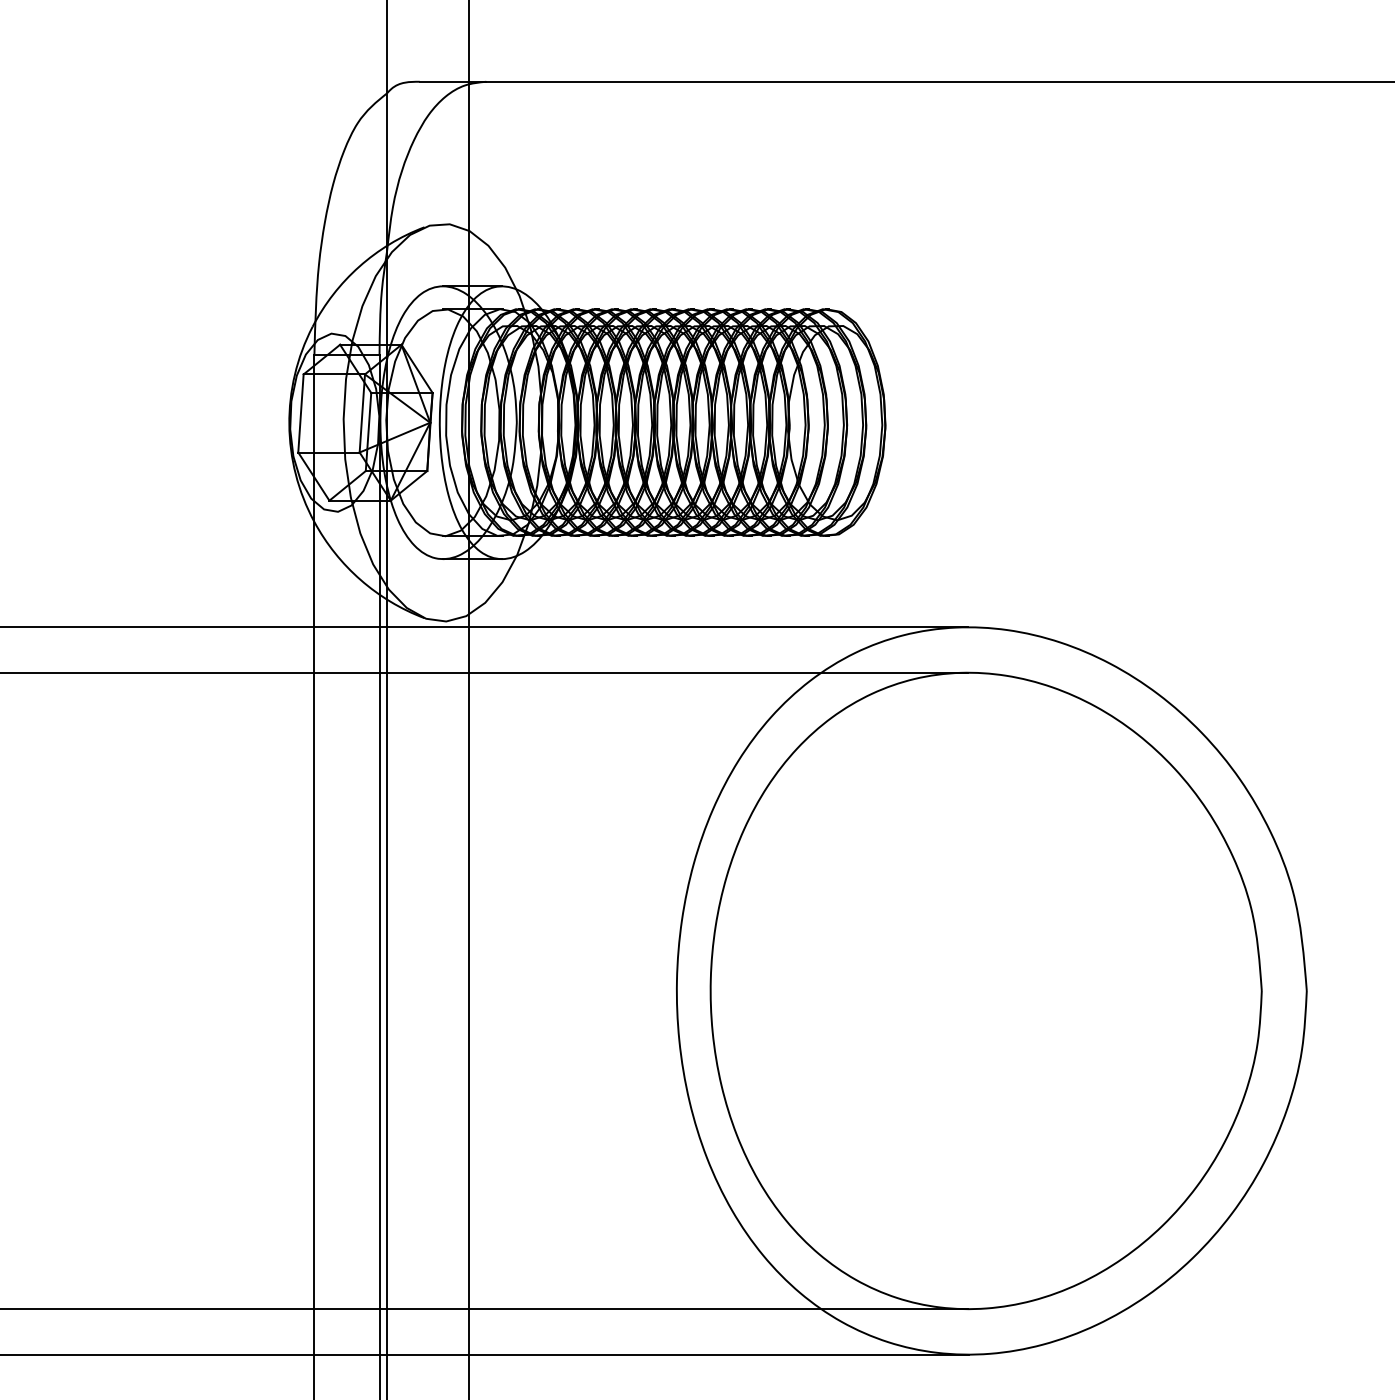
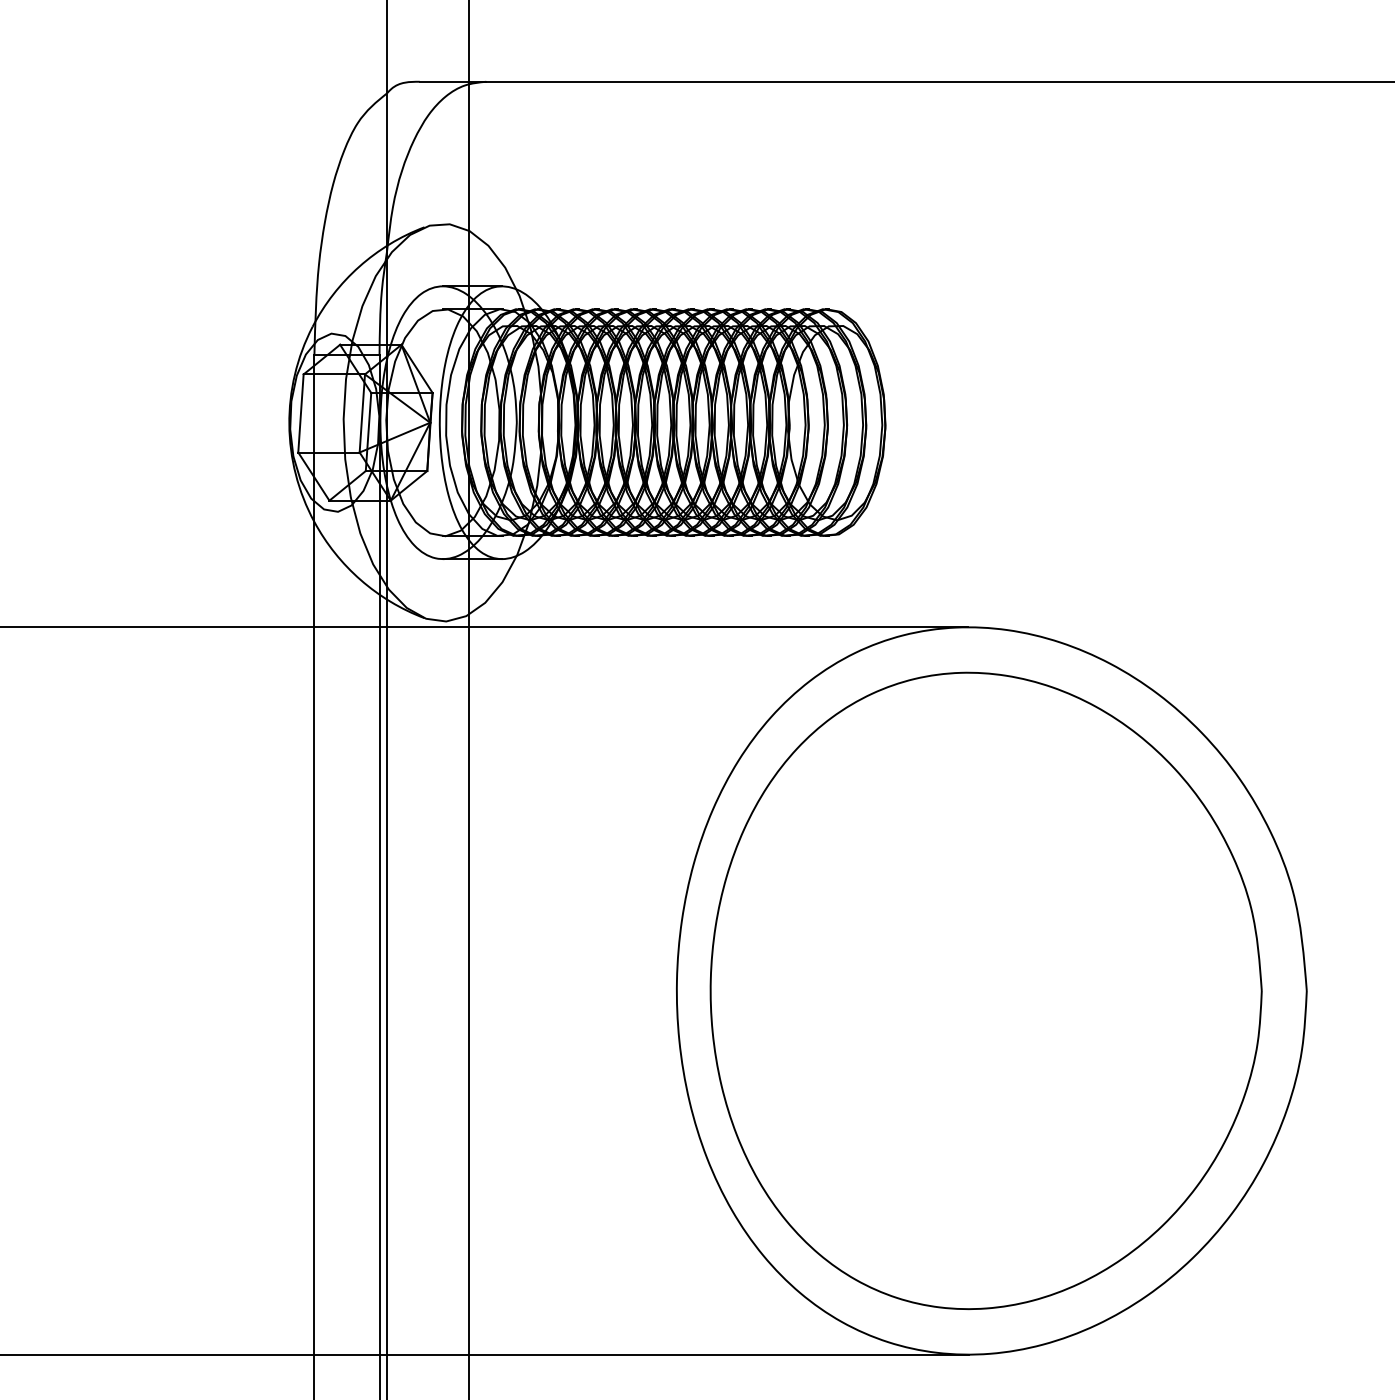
line: present -> none (485, 672)
line: present -> none (485, 1309)
